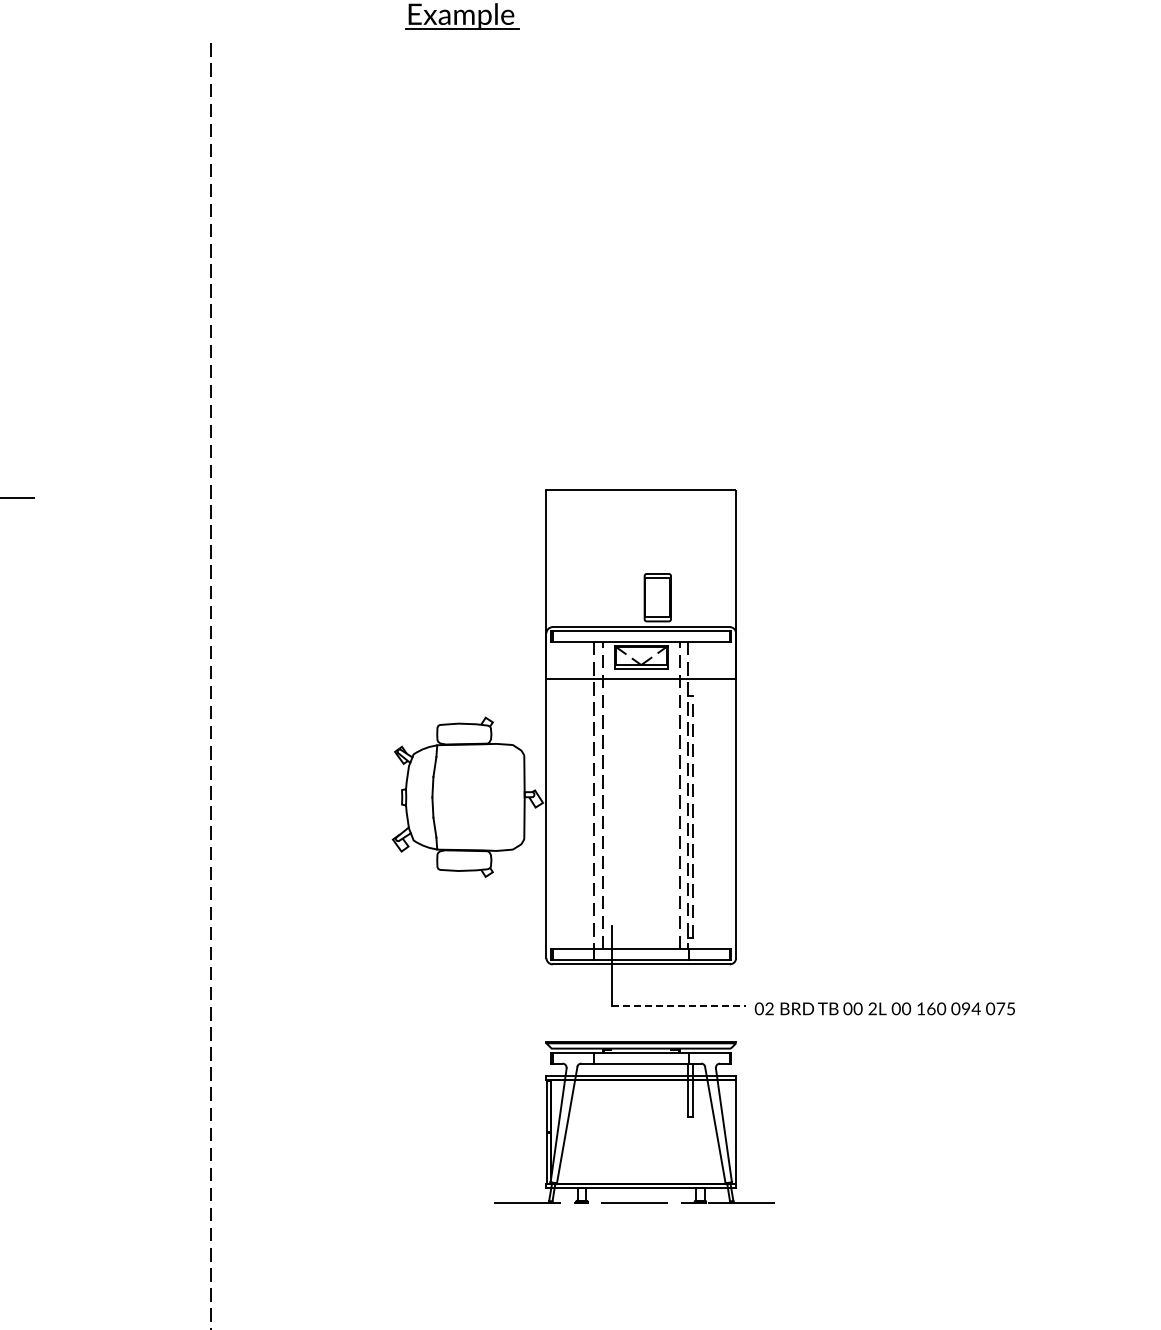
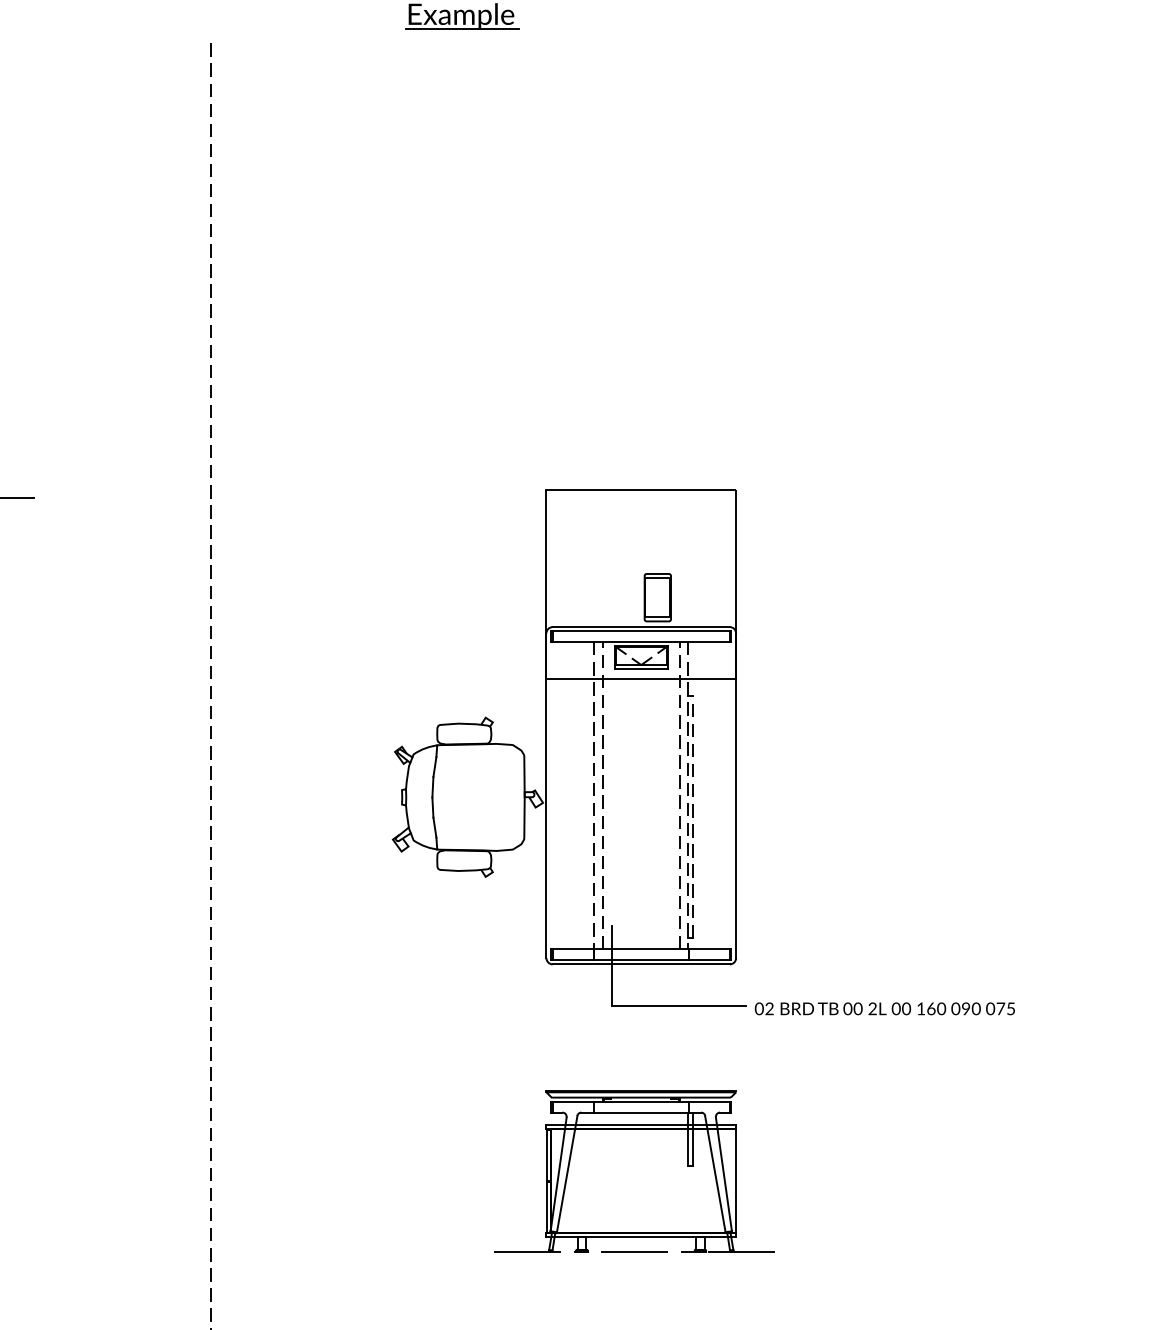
line: dashed -> solid (679, 1005)
text: 094 -> 090 (975, 1008)
part position: (634, 1122) -> (634, 1171) (634, 1171)
